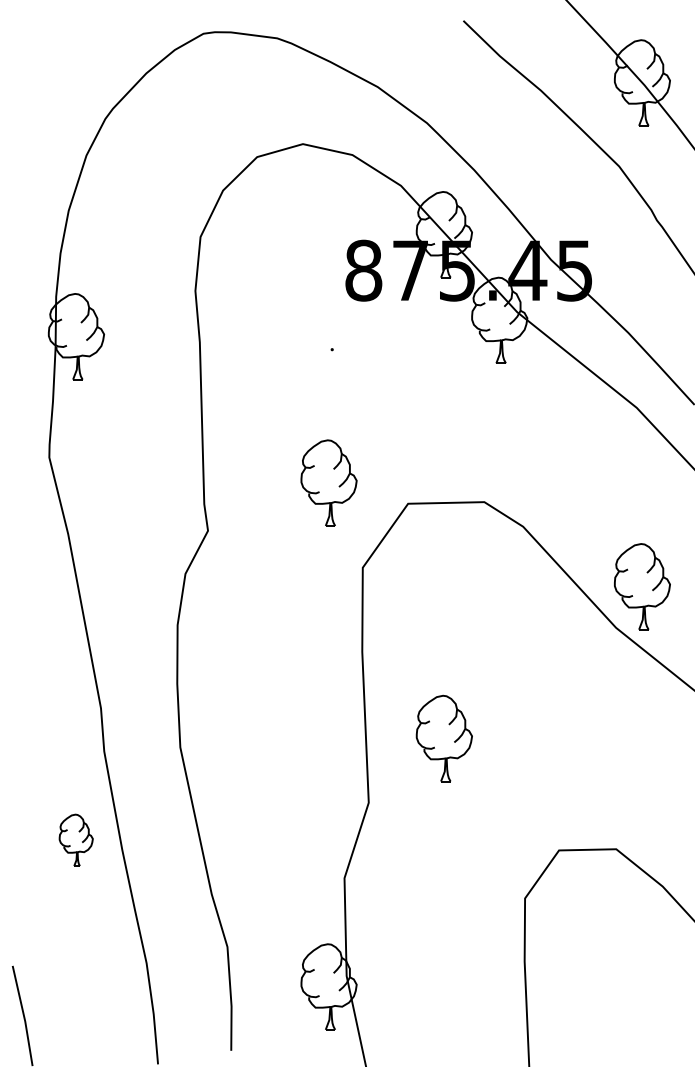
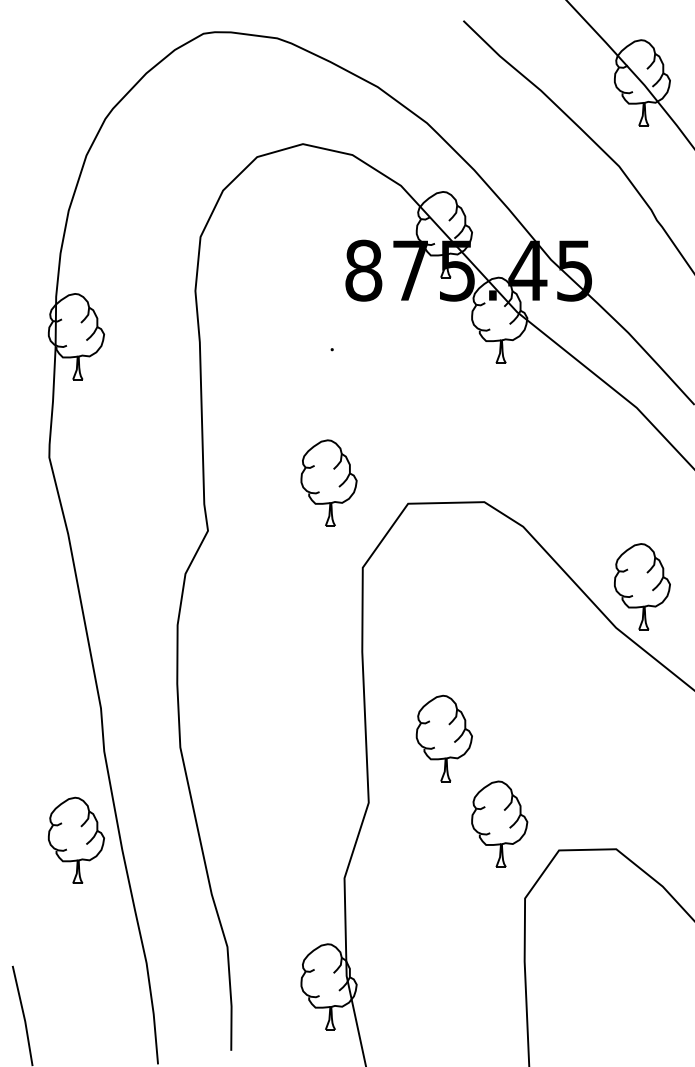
part: none -> present (499, 823)
part size: 36x54 px -> 58x88 px (75, 839)
